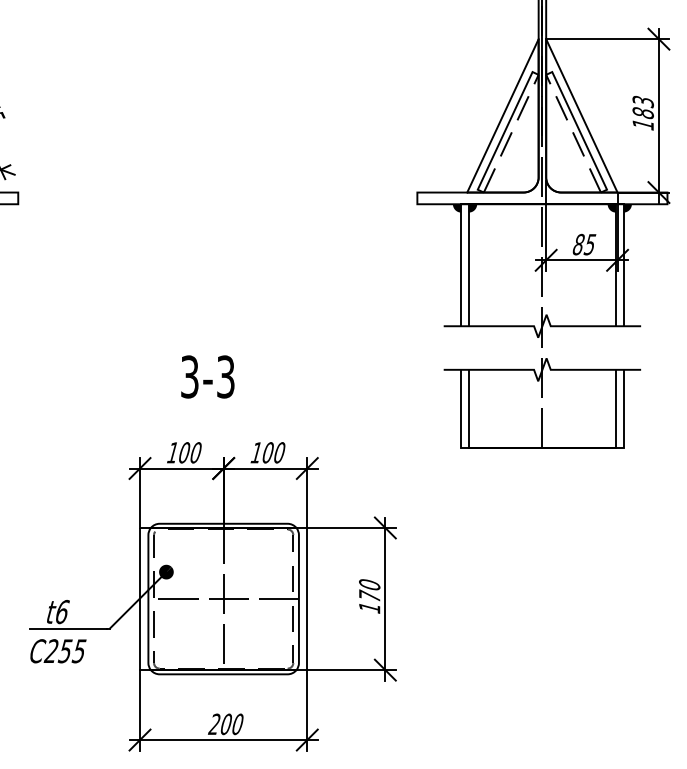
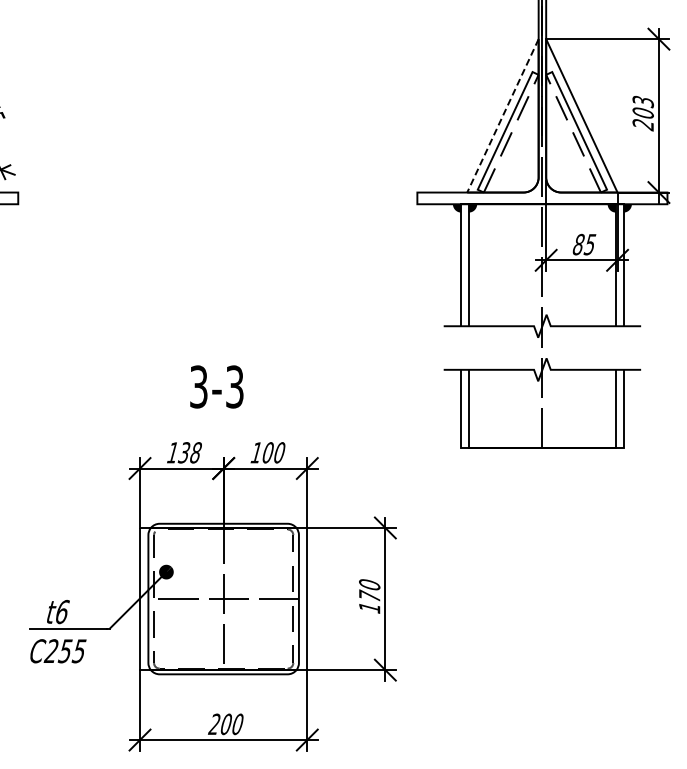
line: solid -> dashed (502, 115)
text: 183 -> 203 (642, 119)
text position: (207, 376) -> (216, 386) (216, 386)
text: 100 -> 138 (189, 452)
